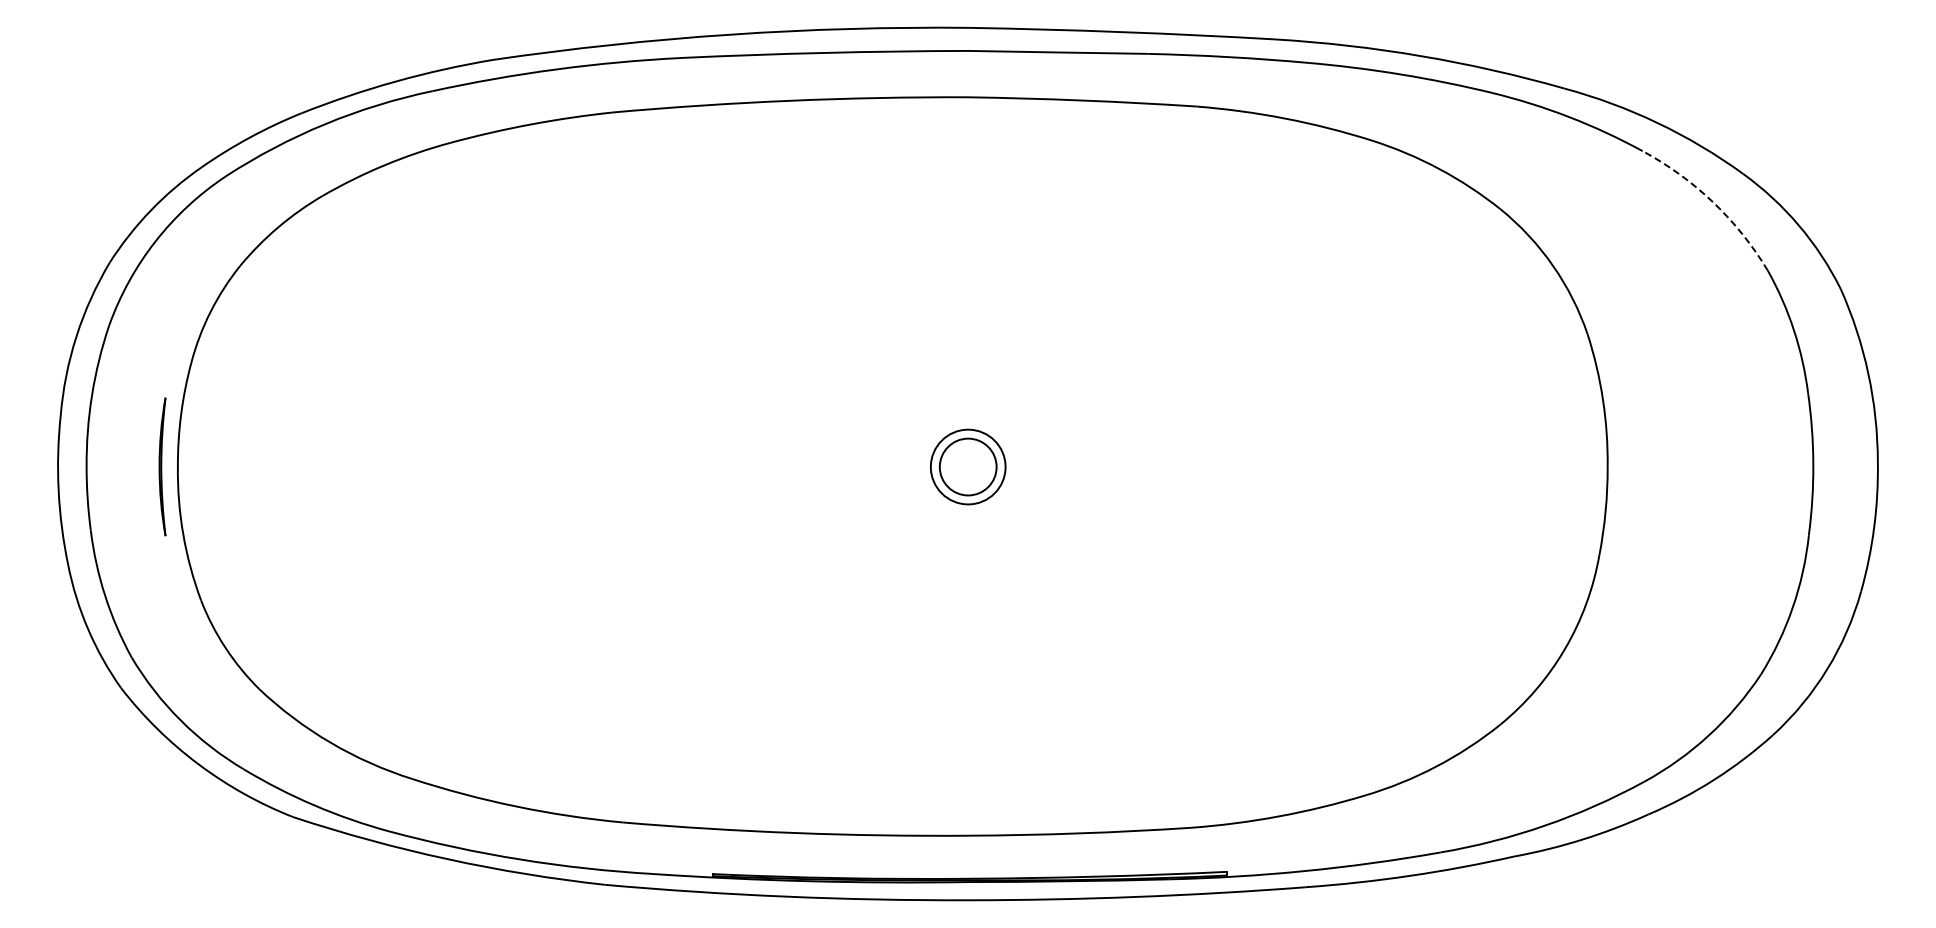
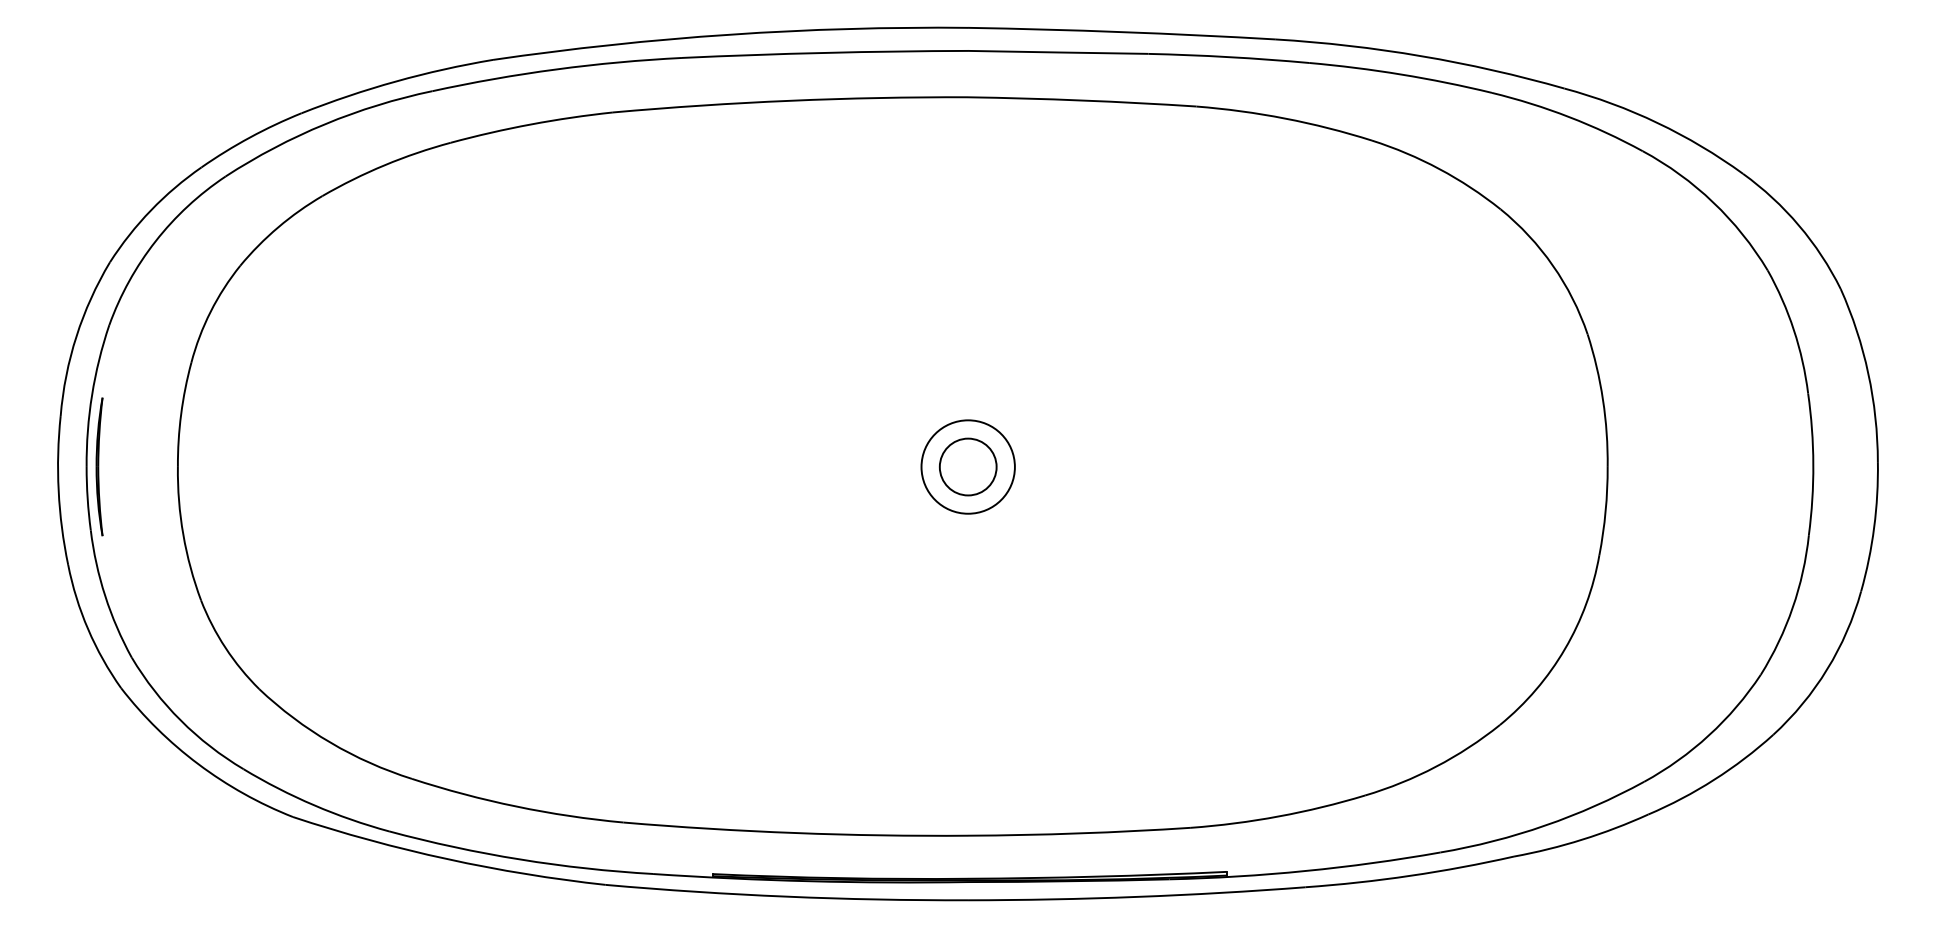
arc: dashed -> solid (1713, 202)
part position: (162, 466) -> (99, 466) (99, 466)
circle diameter: 75 px -> 93 px (967, 466)
